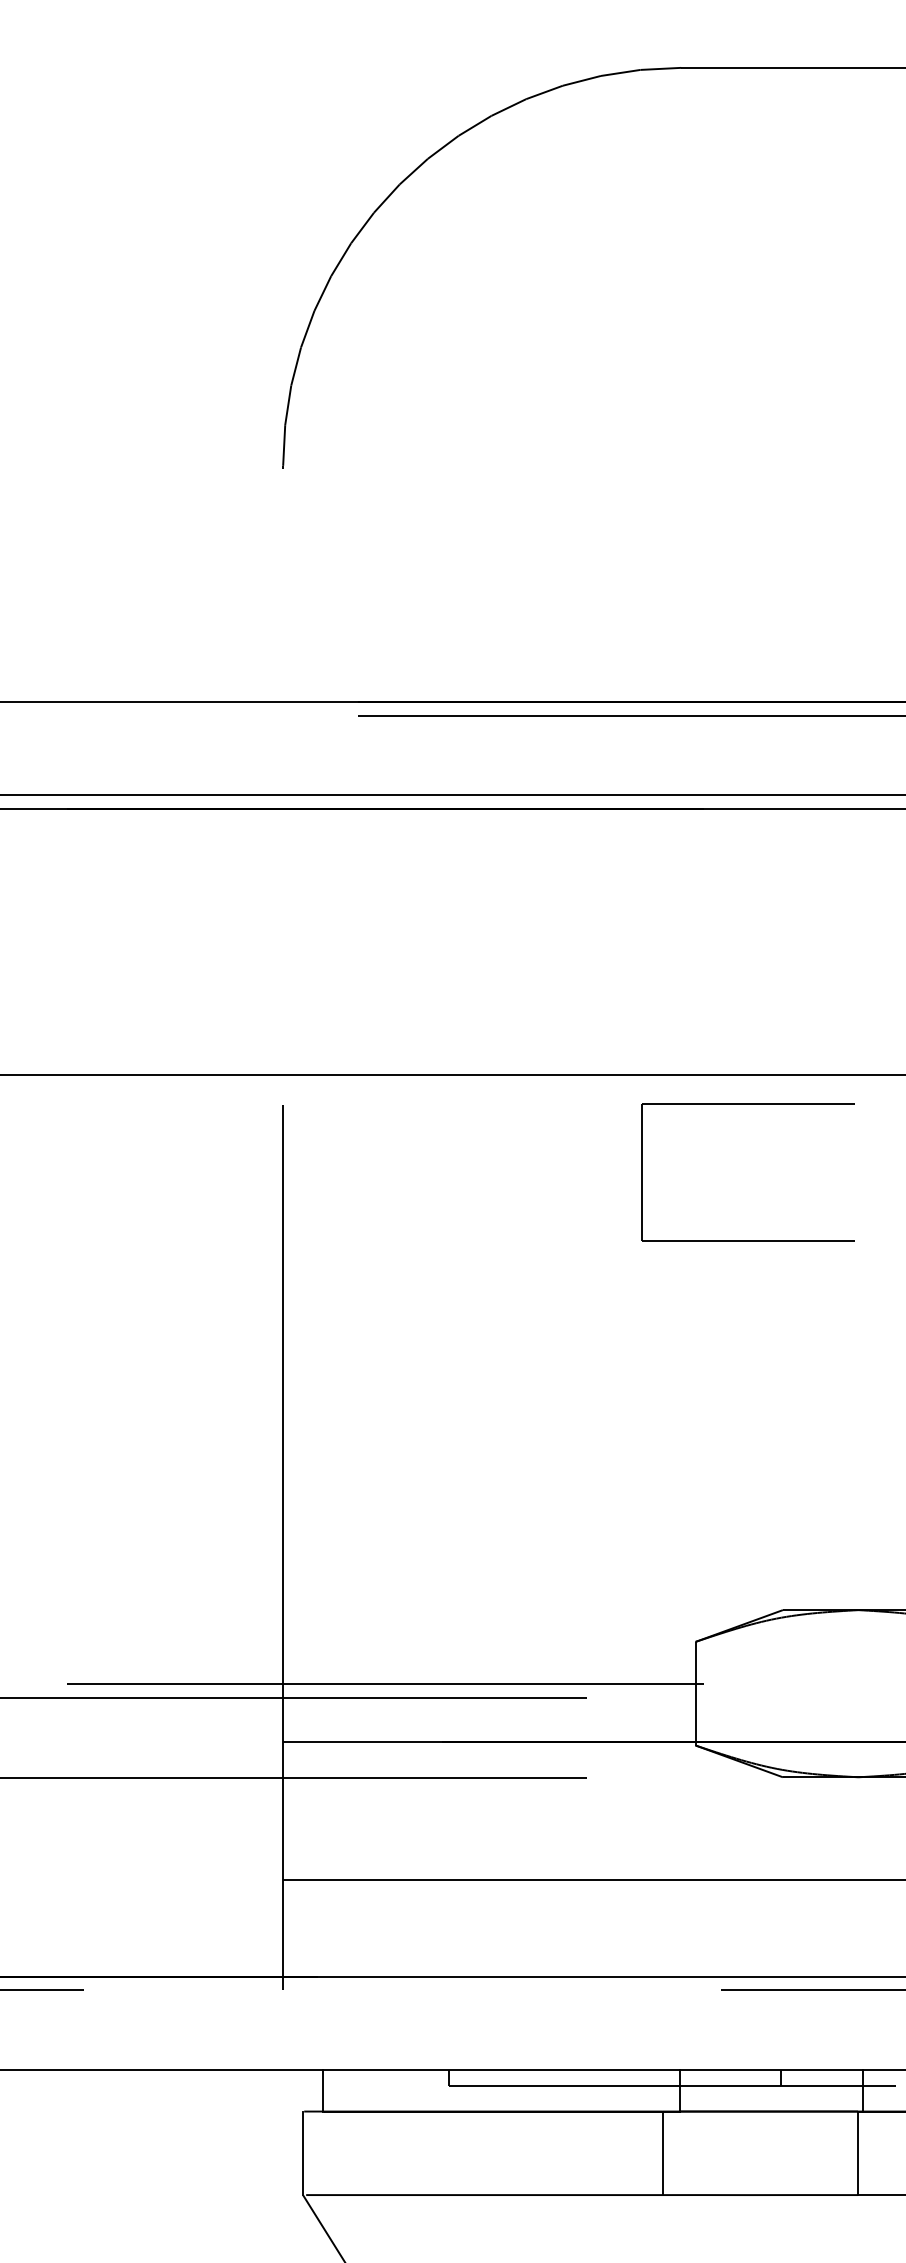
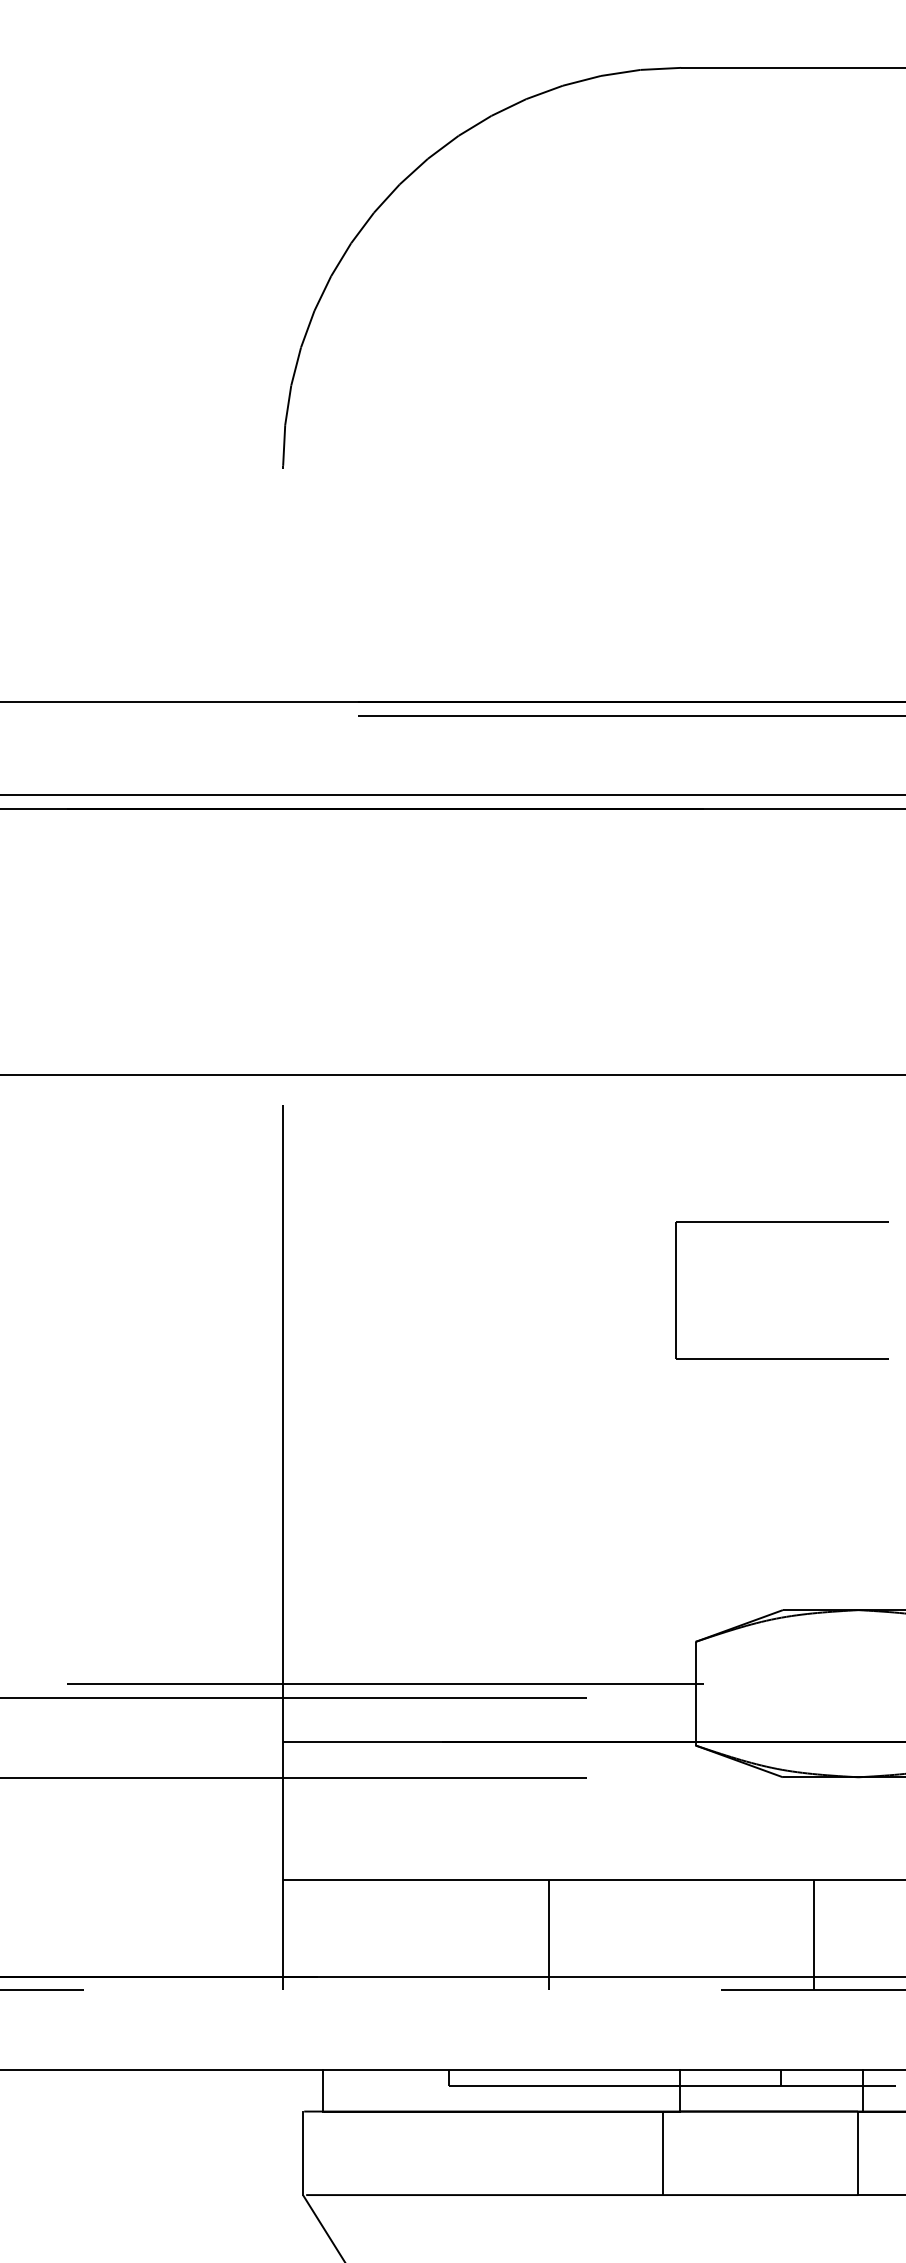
part position: (747, 1104) -> (781, 1222) (781, 1222)
line: none -> present (548, 1935)
line: none -> present (813, 1935)
